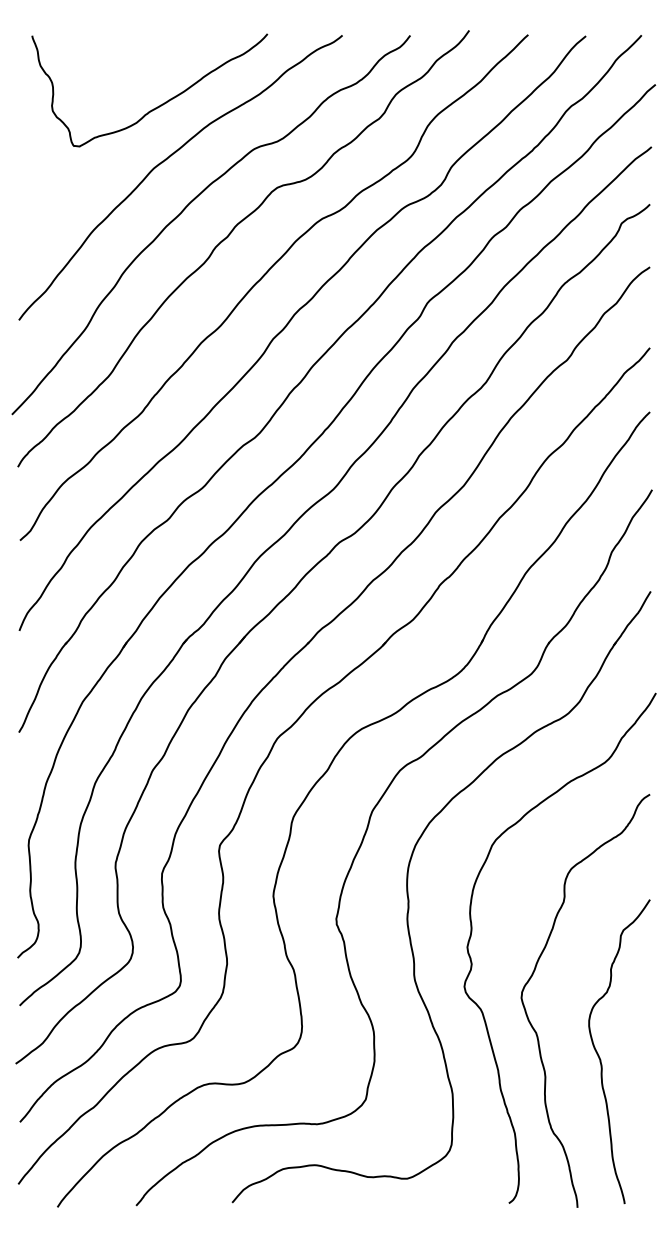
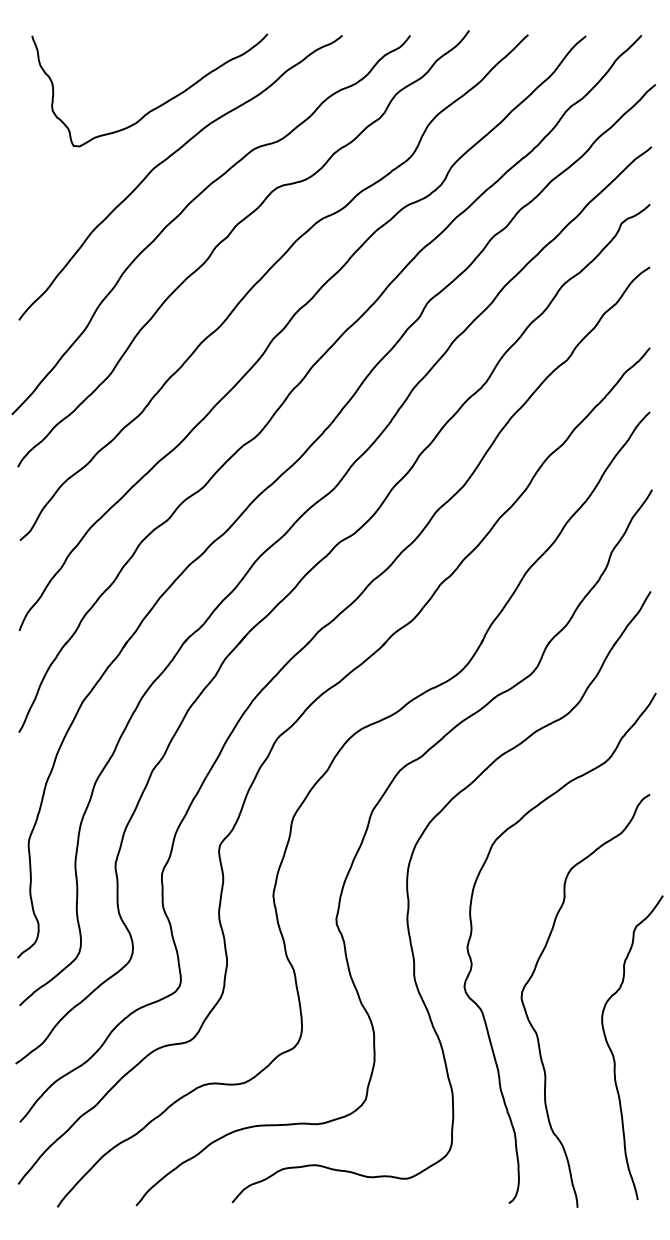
curve position: (601, 1059) -> (614, 1055) (614, 1055)
